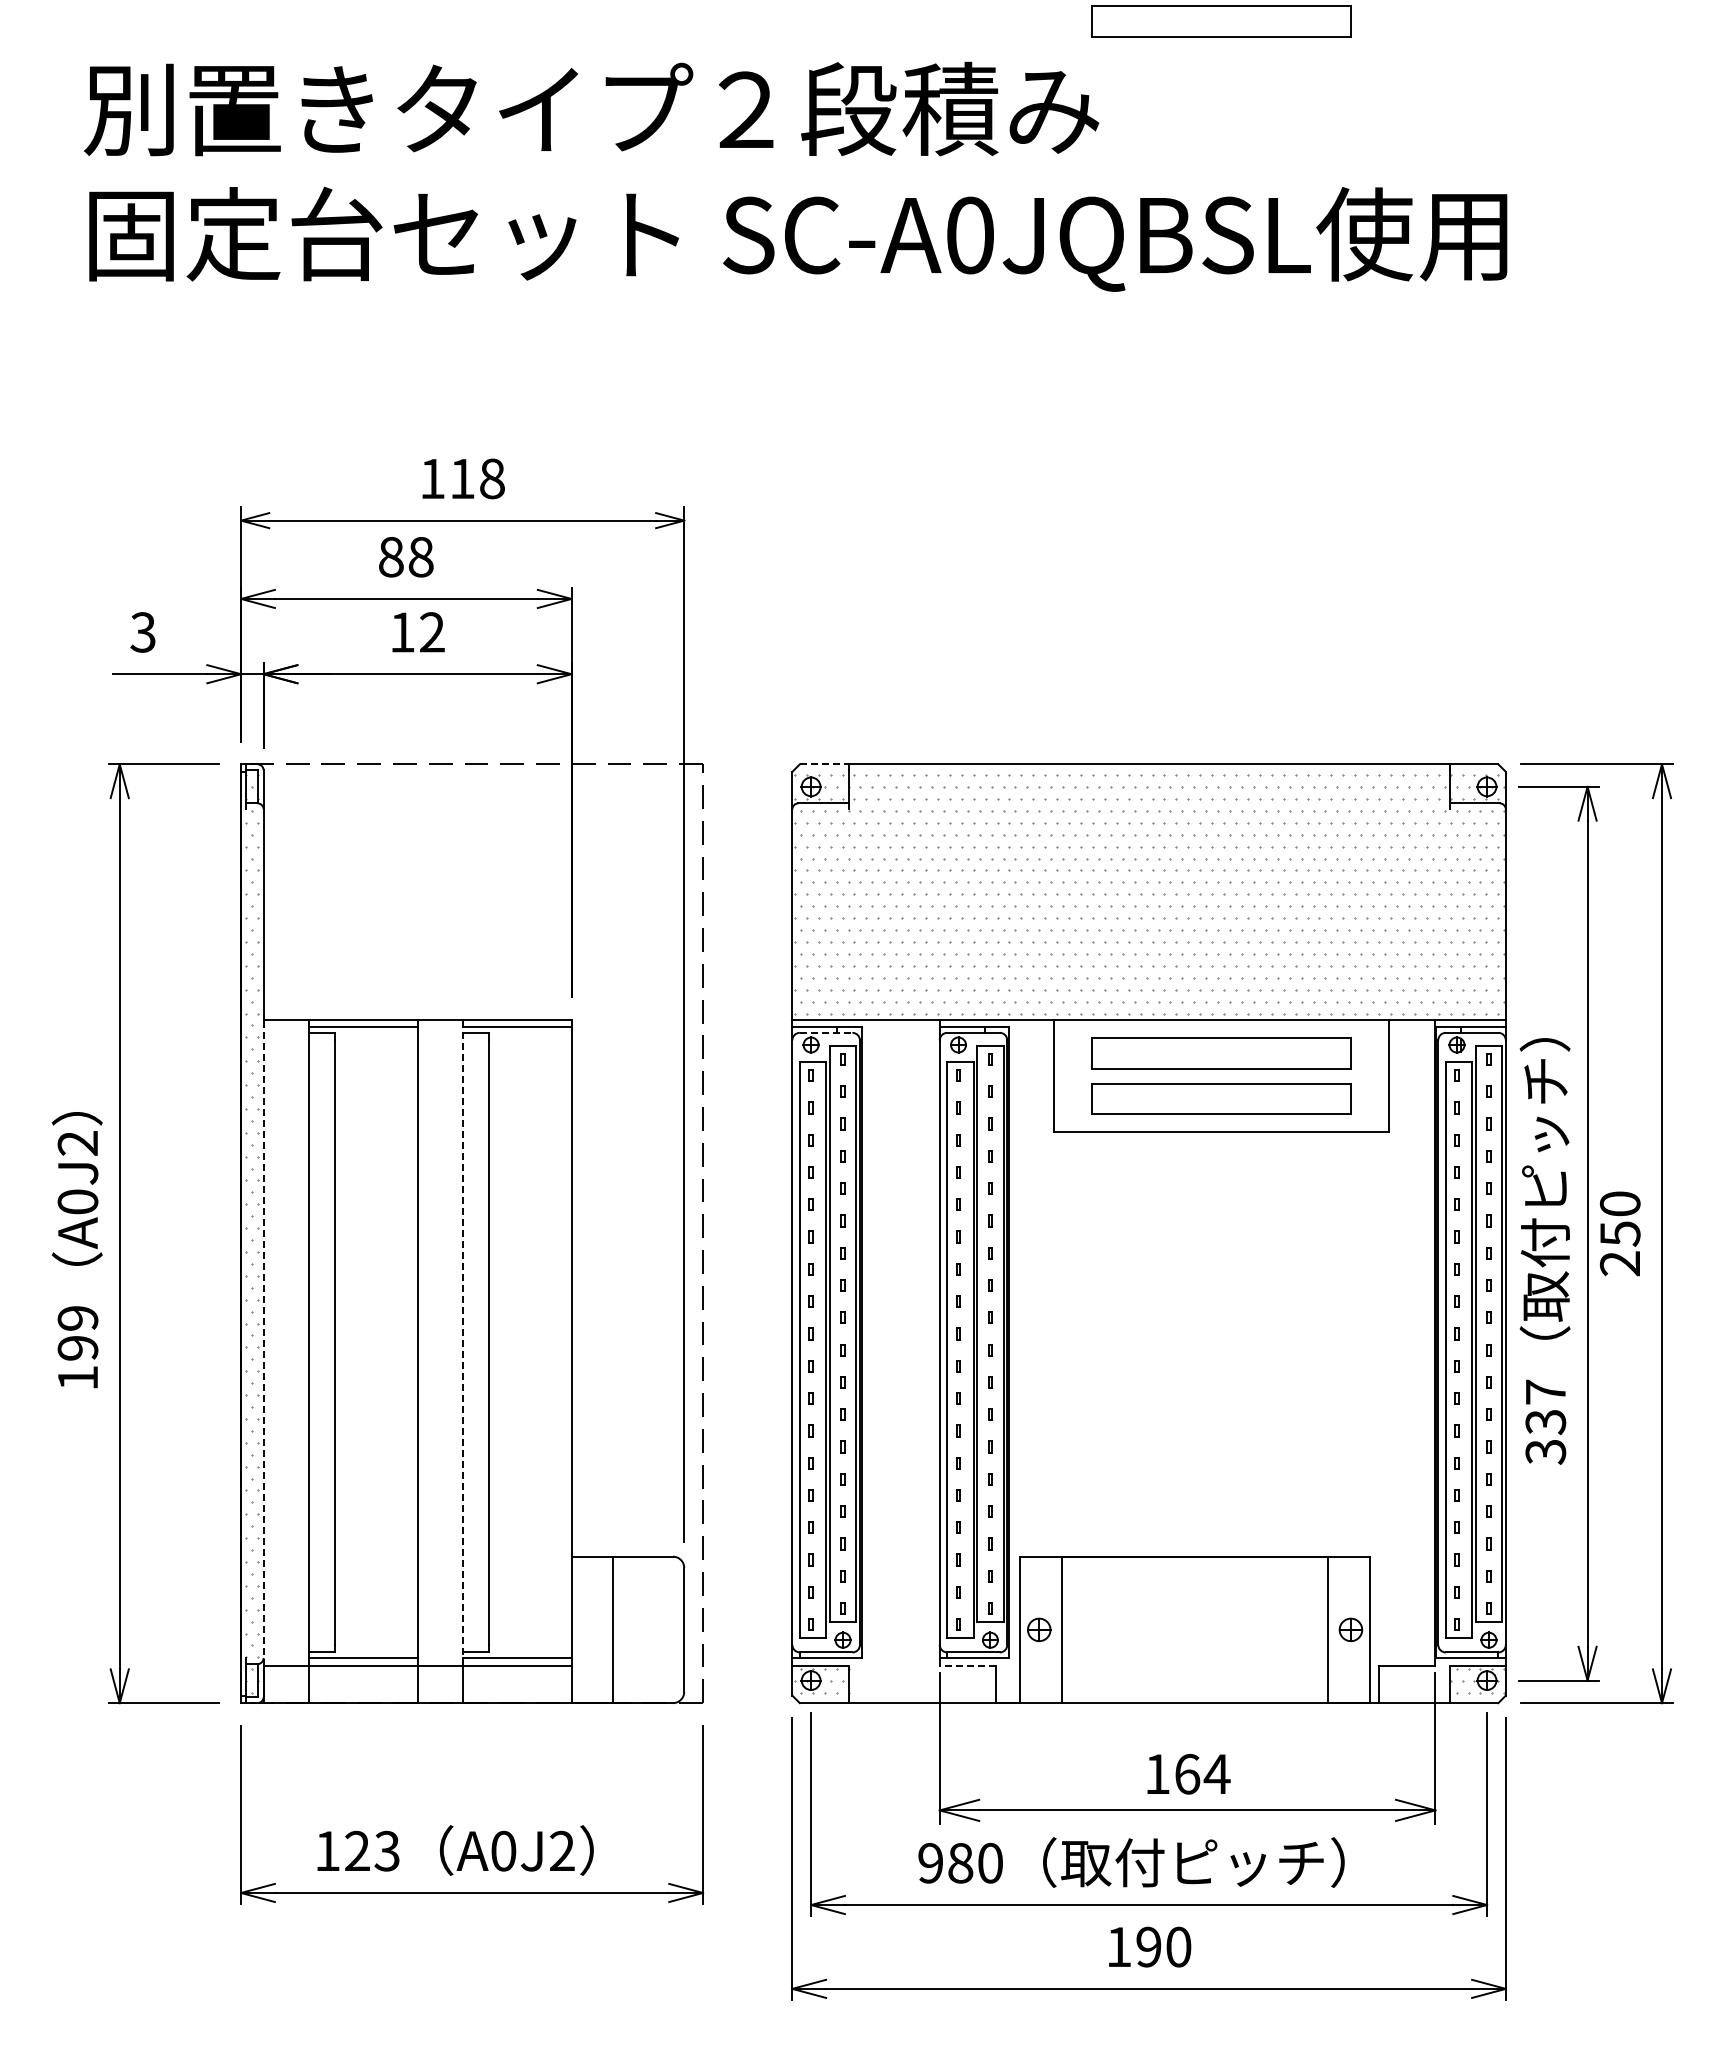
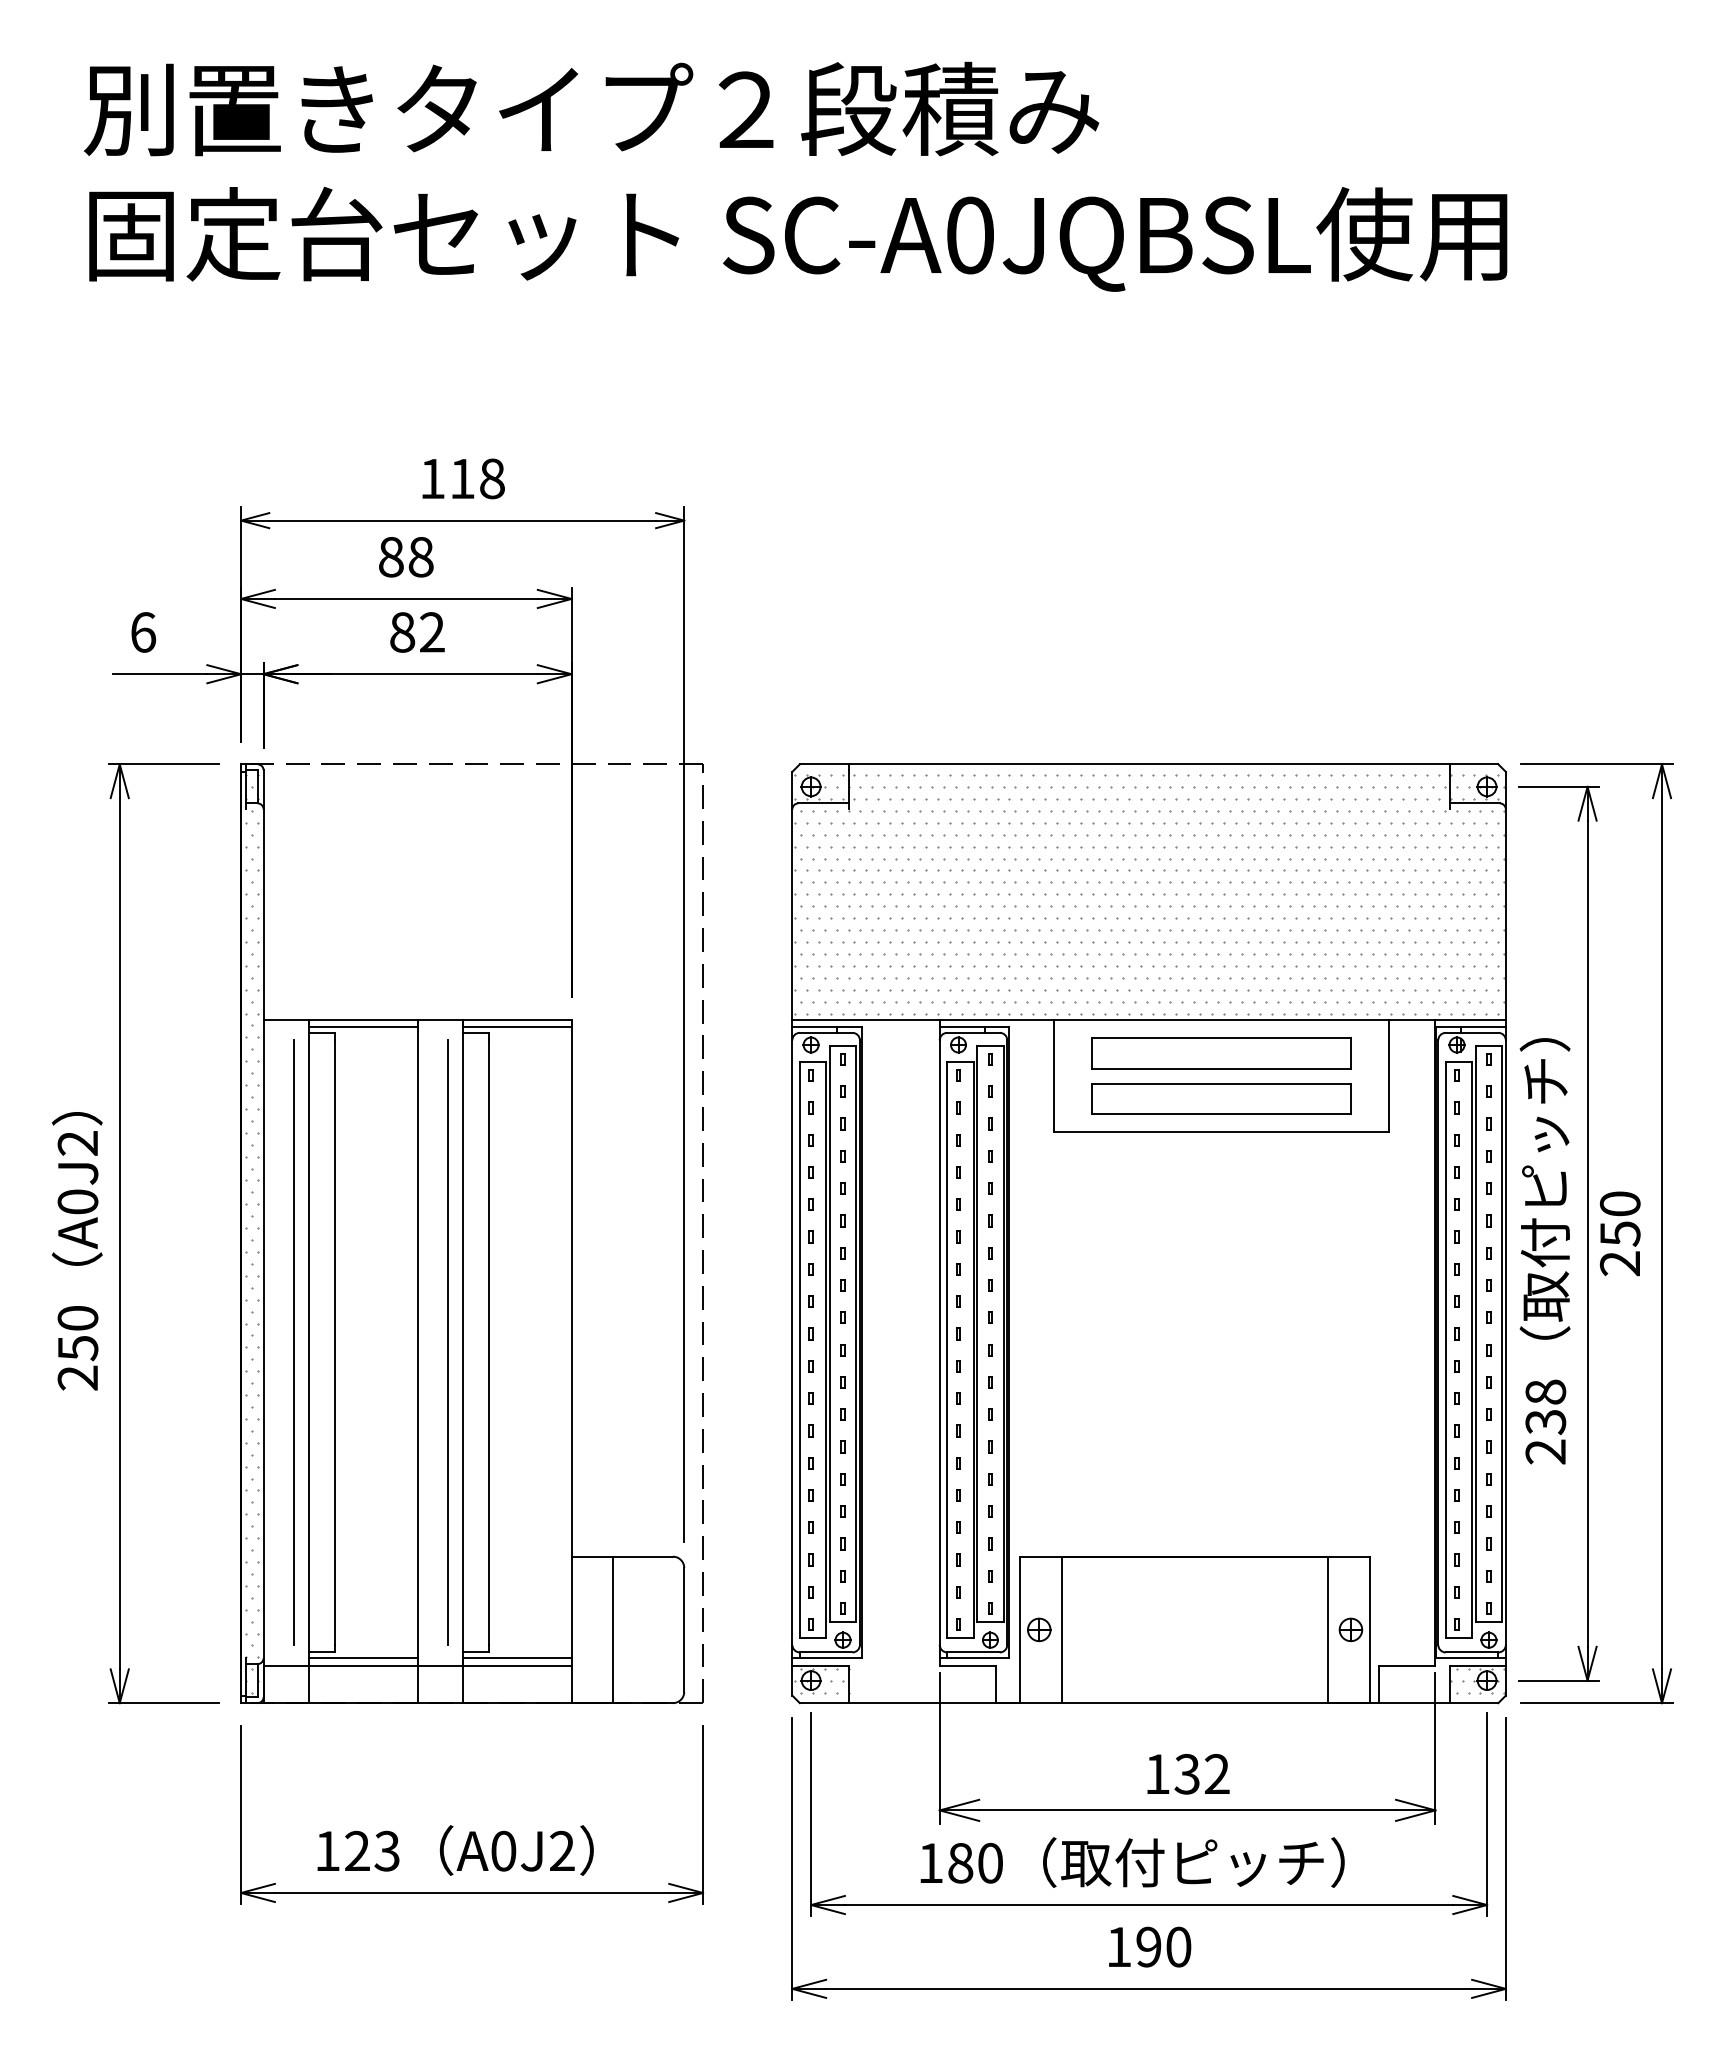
part: present -> none (1221, 21)
text: 3 -> 6 (143, 632)
text: 12 -> 82 (402, 632)
line: dashed -> solid (824, 764)
line: dashed -> solid (826, 1032)
line: dashed -> solid (263, 1342)
line: none -> present (293, 1342)
line: none -> present (447, 1342)
line: dashed -> solid (462, 1342)
text: 199 -> 250 (77, 1348)
text: 337 -> 238 (1545, 1421)
line: dashed -> solid (967, 1665)
text: 164 -> 132 (1202, 1774)
text: 980 -> 180 (930, 1863)
